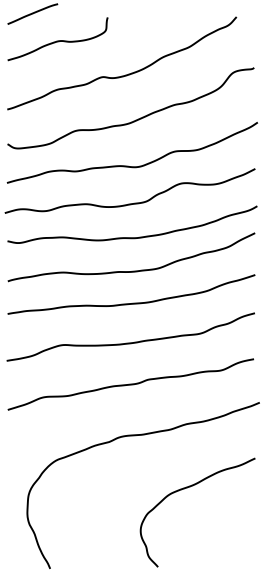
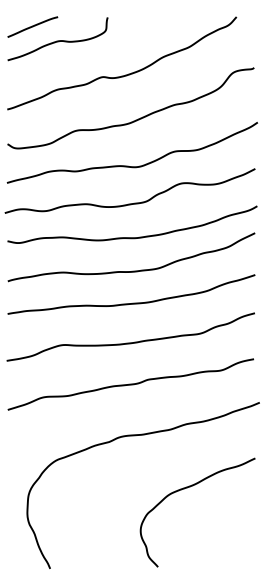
curve position: (32, 13) -> (32, 26) (32, 26)
